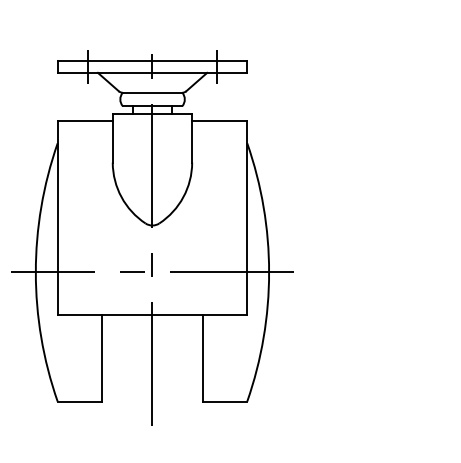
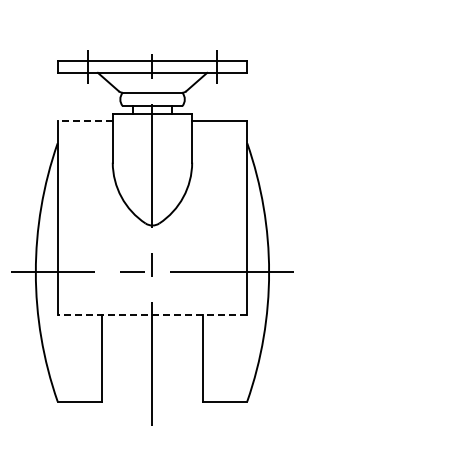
line: solid -> dashed (85, 121)
line: solid -> dashed (152, 314)
